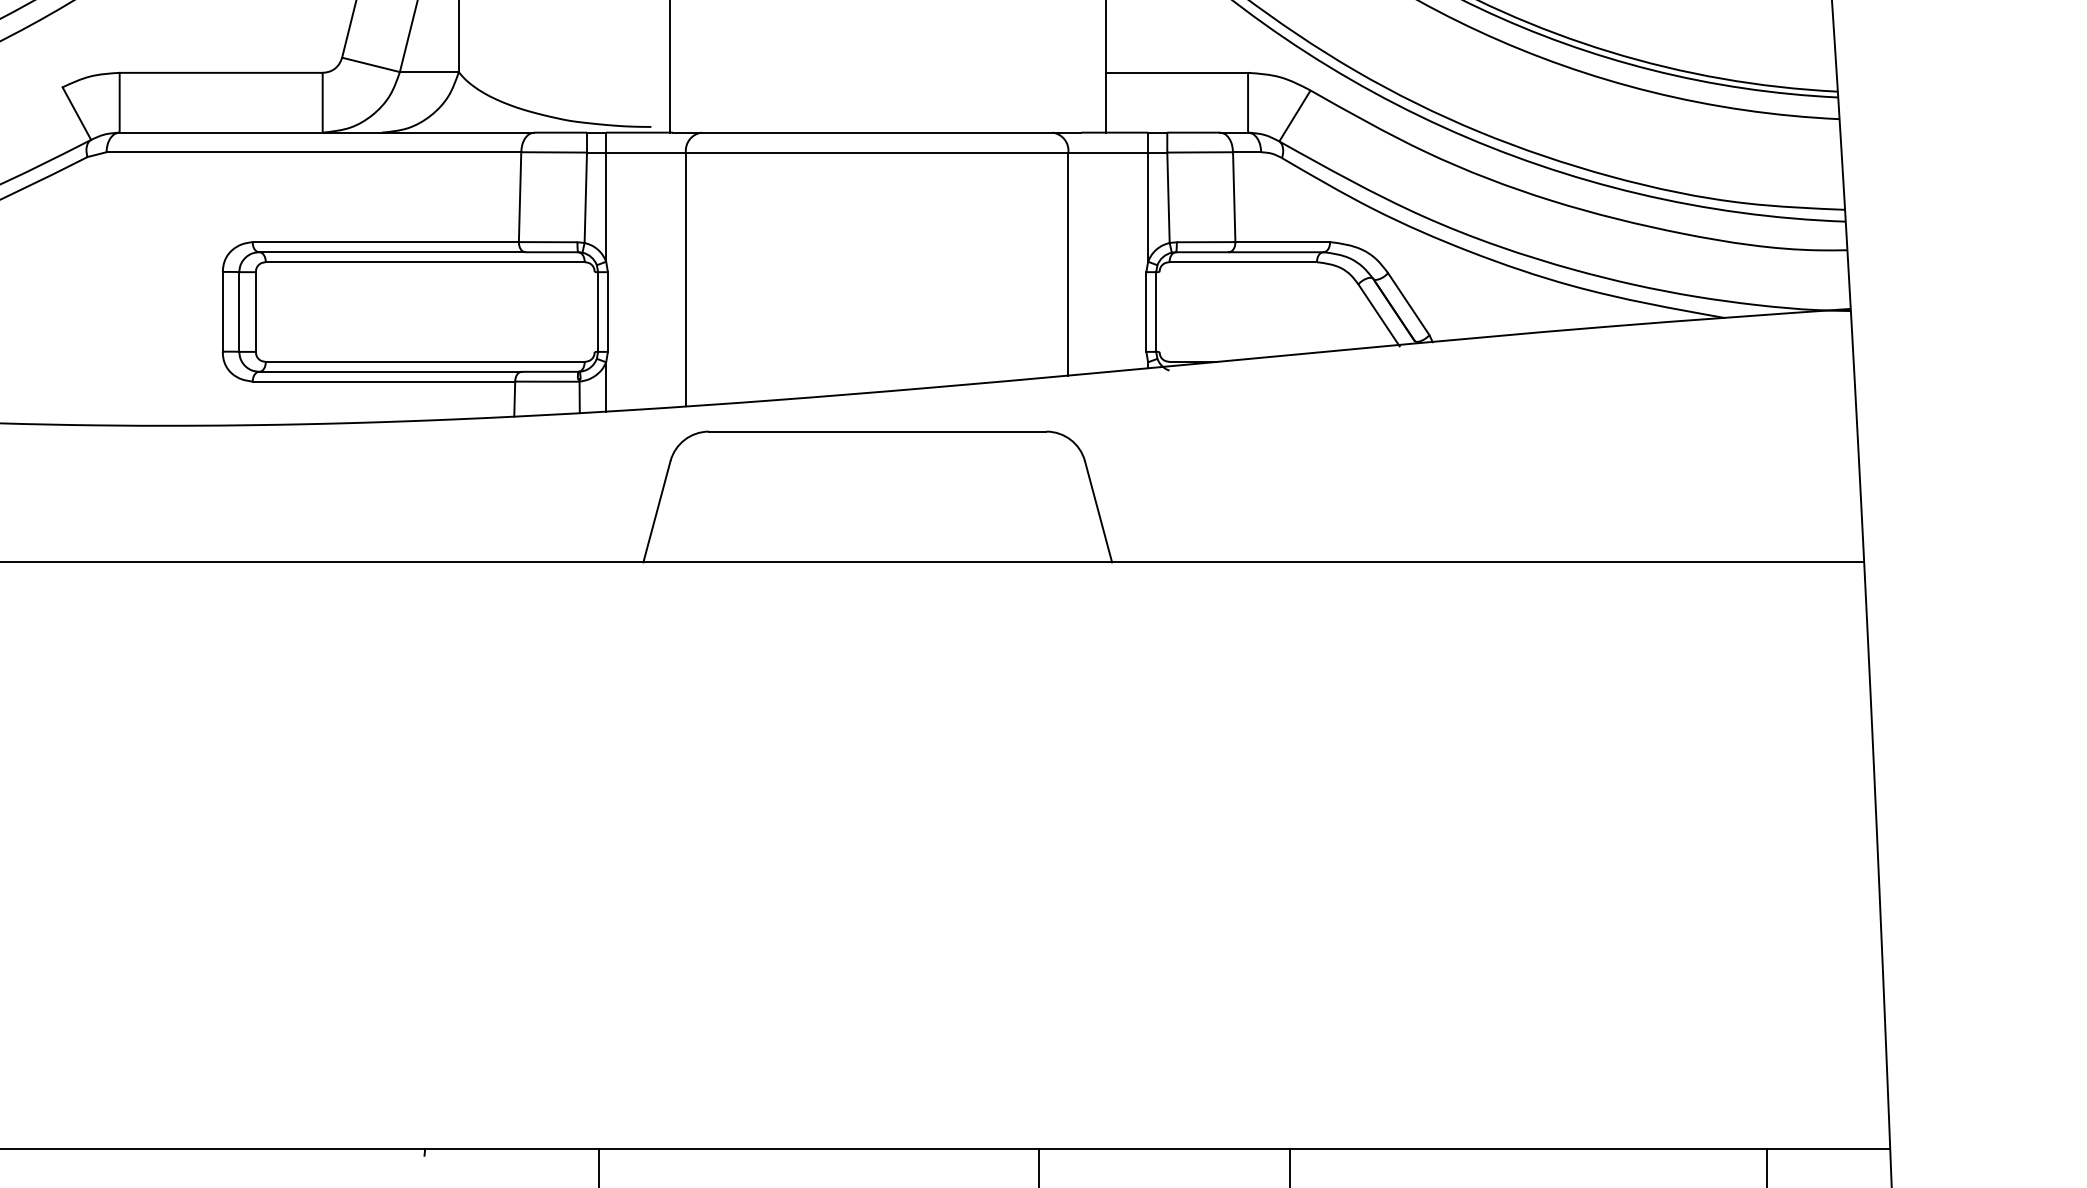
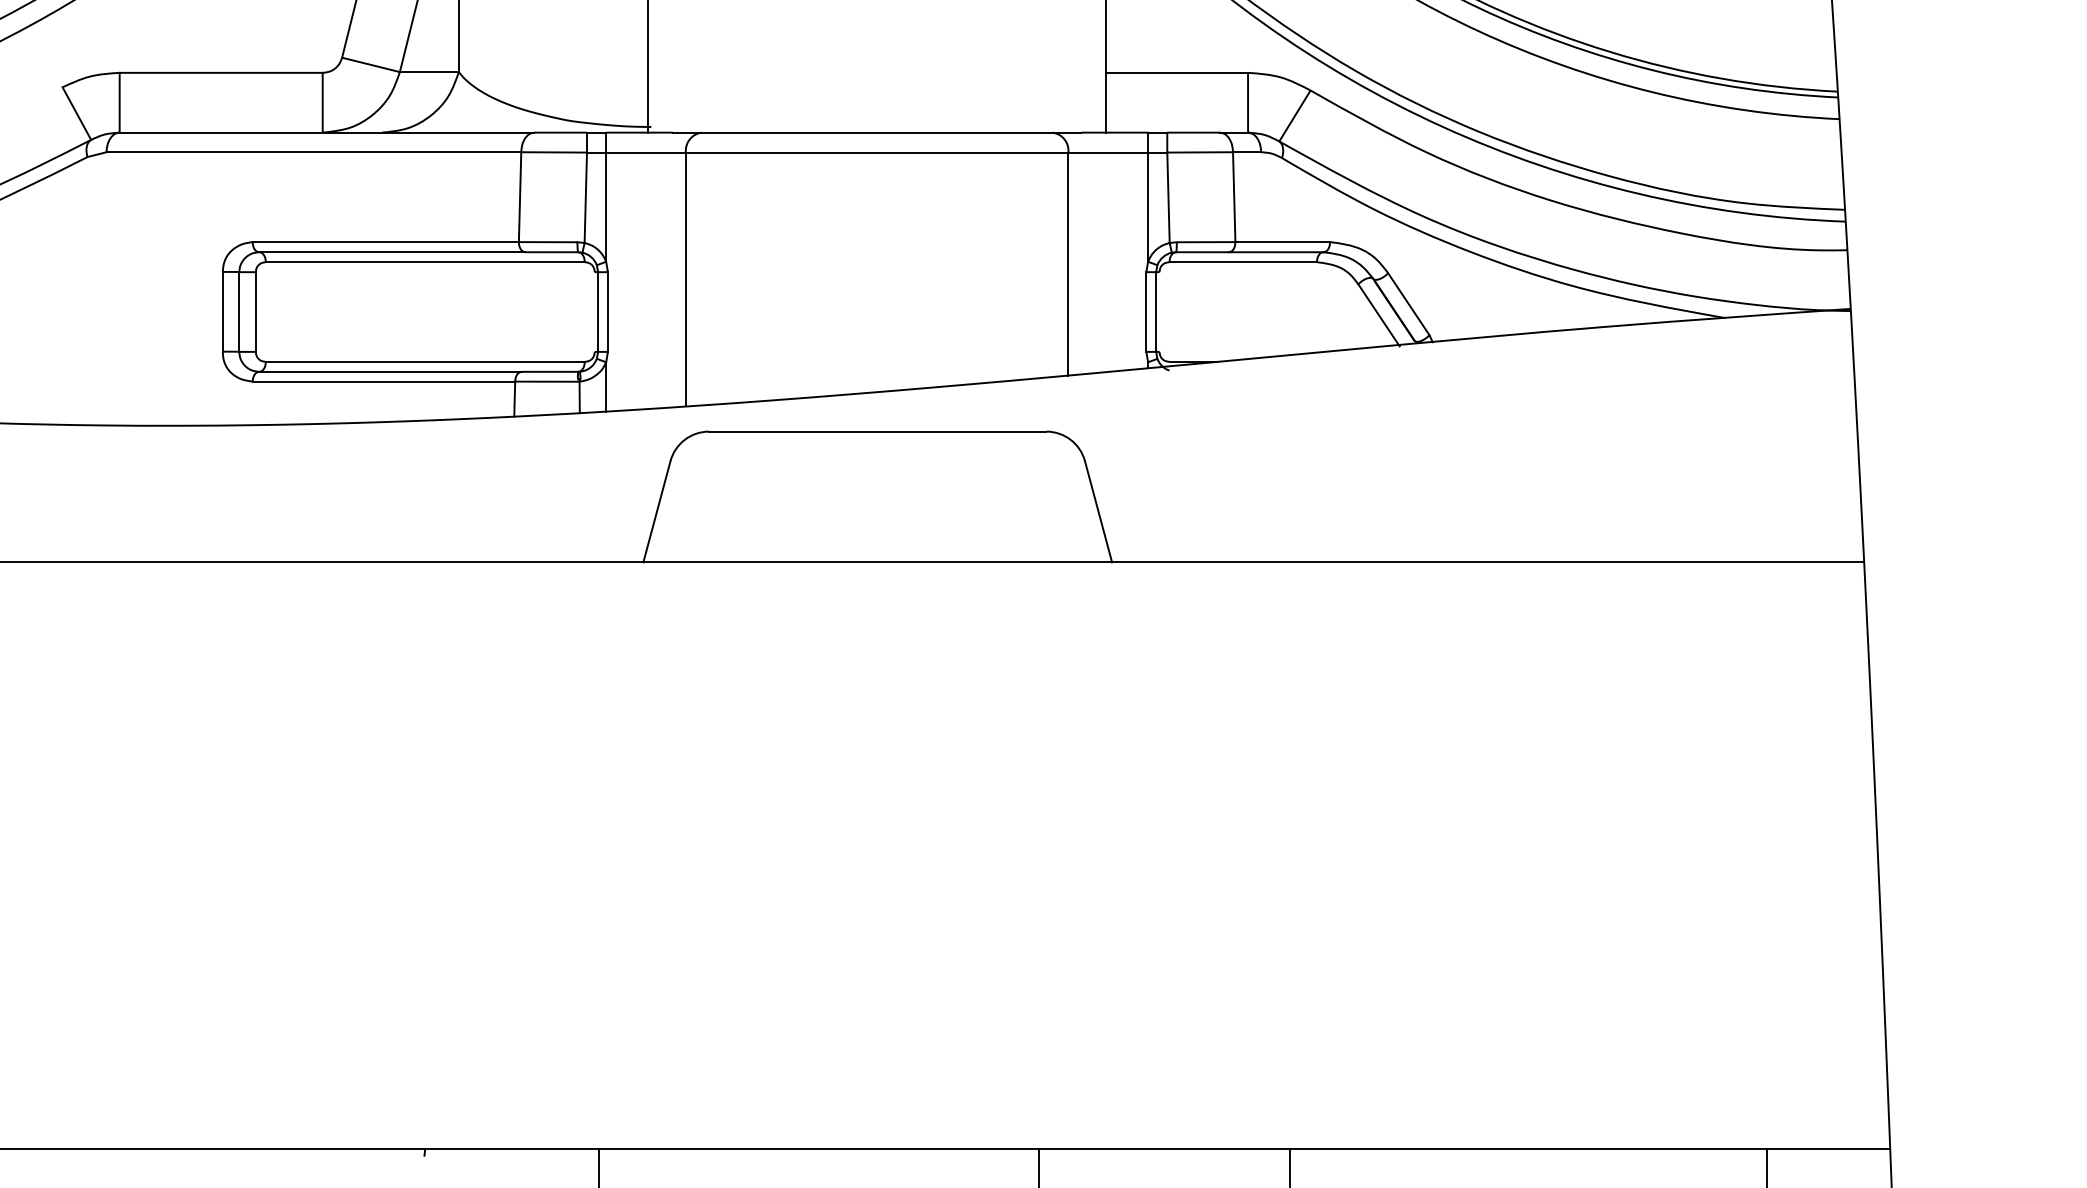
line position: (669, 67) -> (647, 67) (647, 67)
